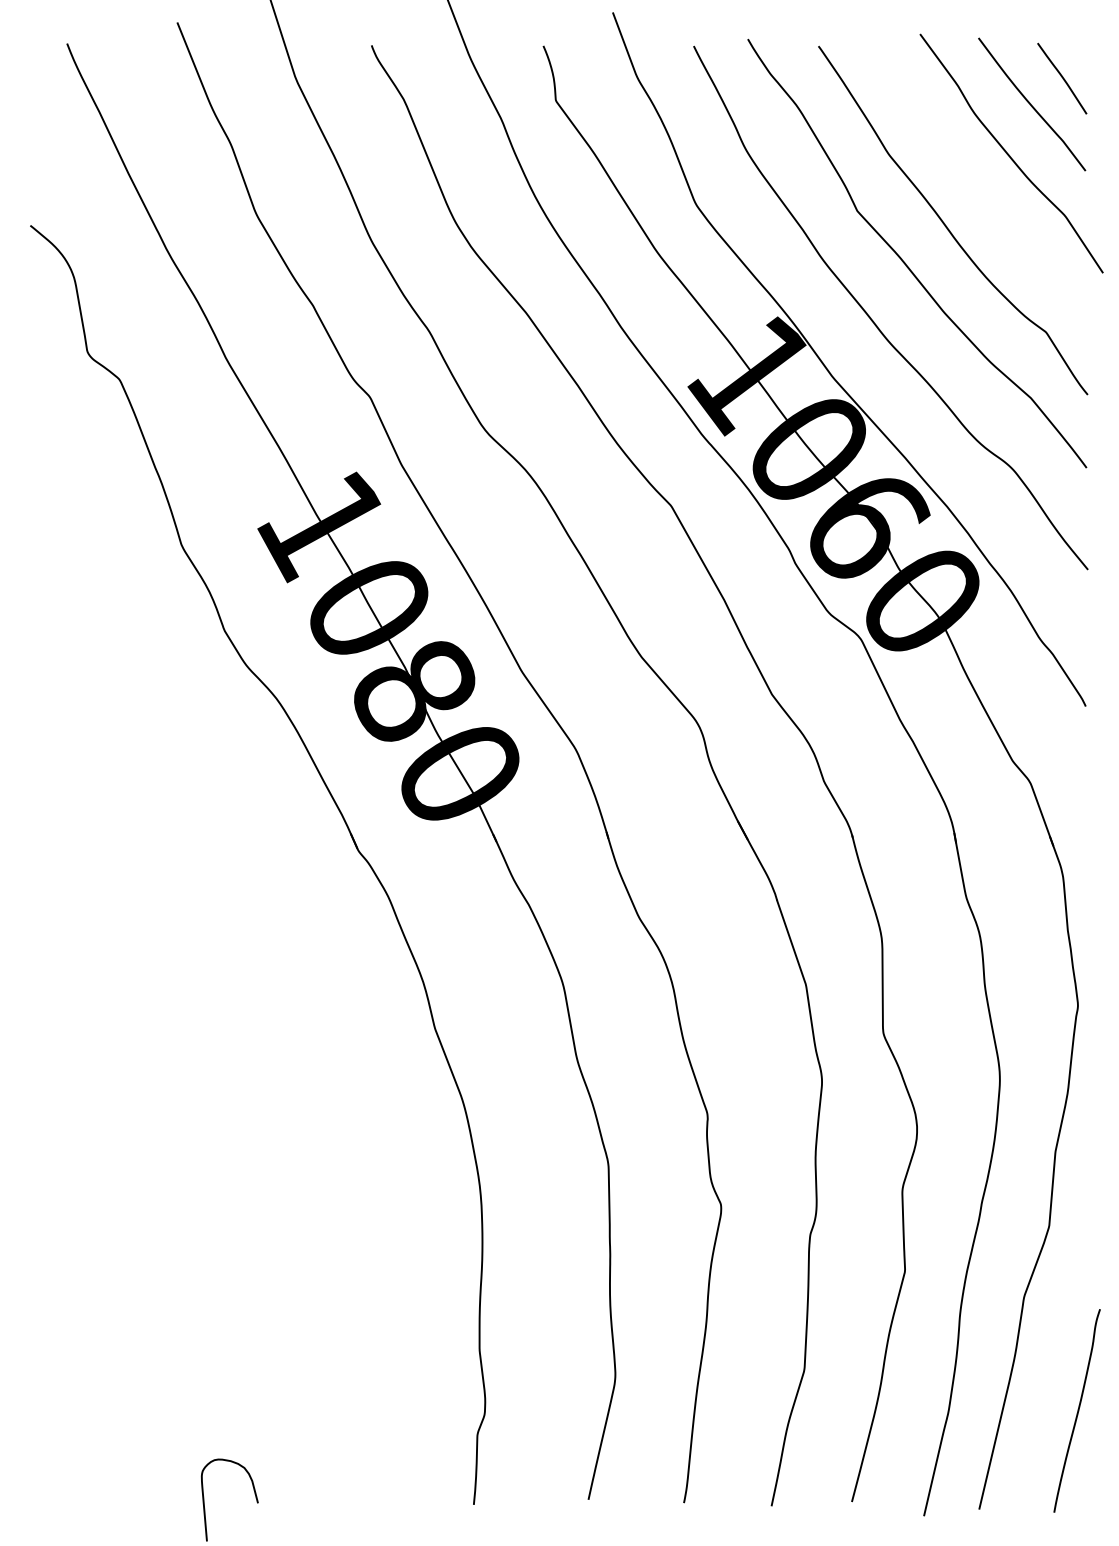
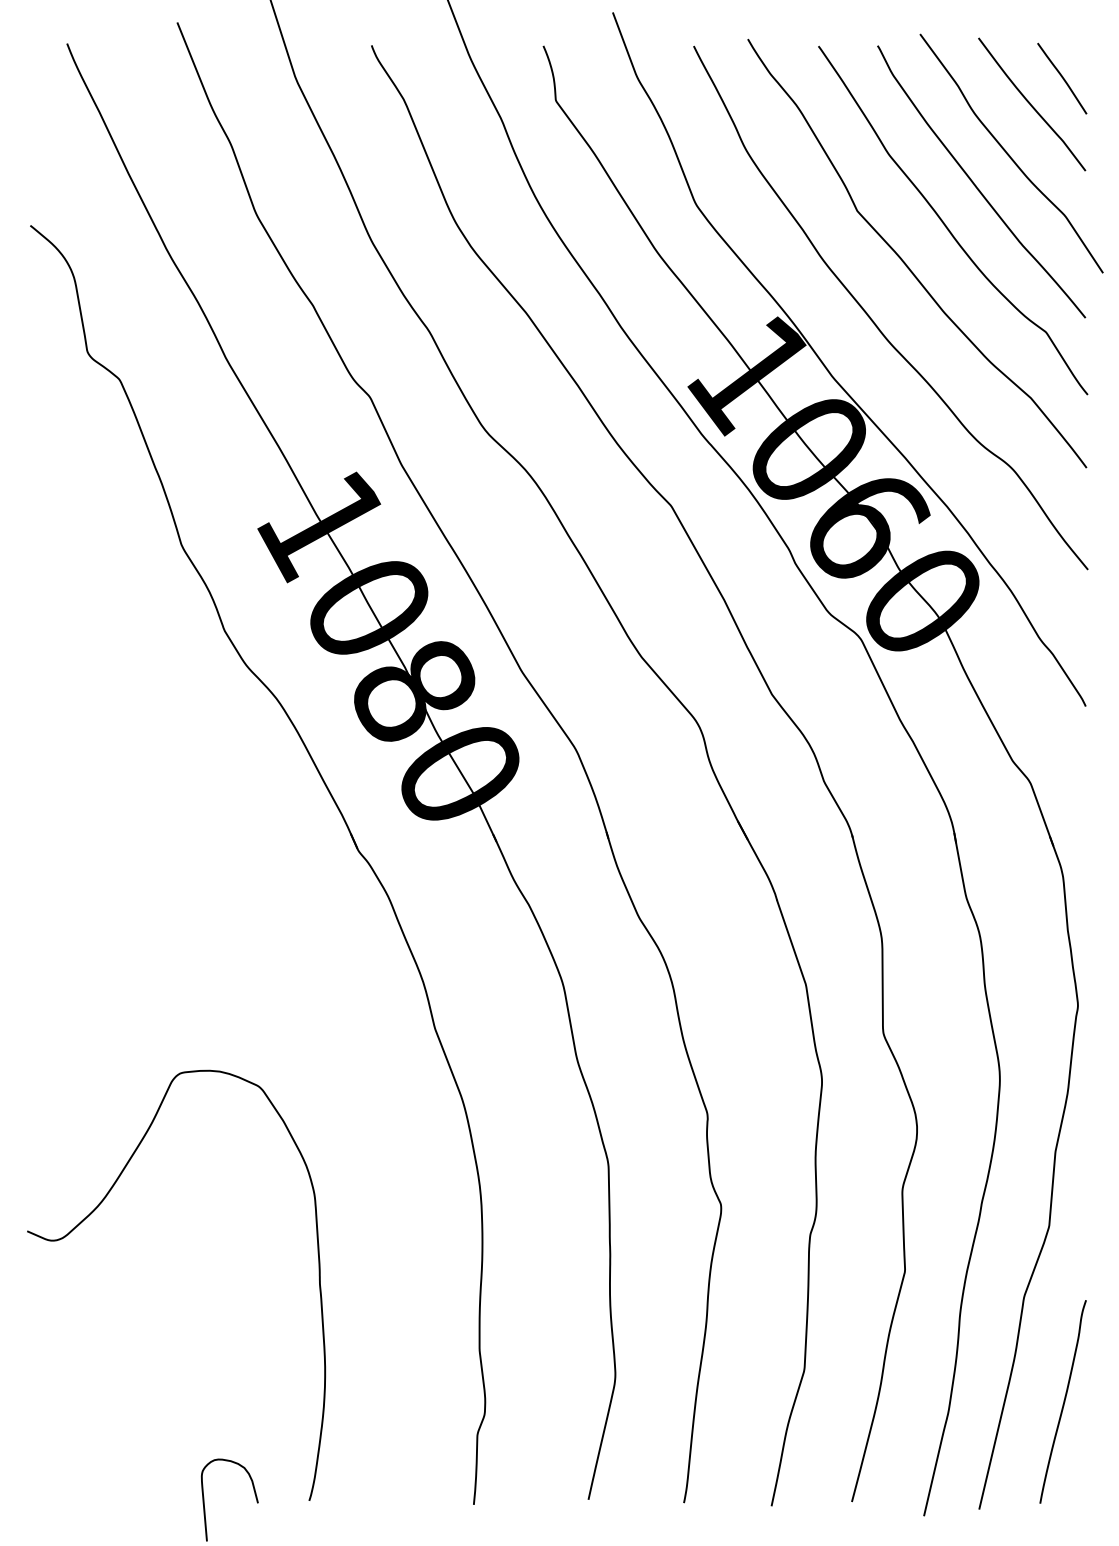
curve: none -> present (976, 185)
curve: none -> present (98, 1207)
curve position: (1077, 1410) -> (1063, 1401) (1063, 1401)
